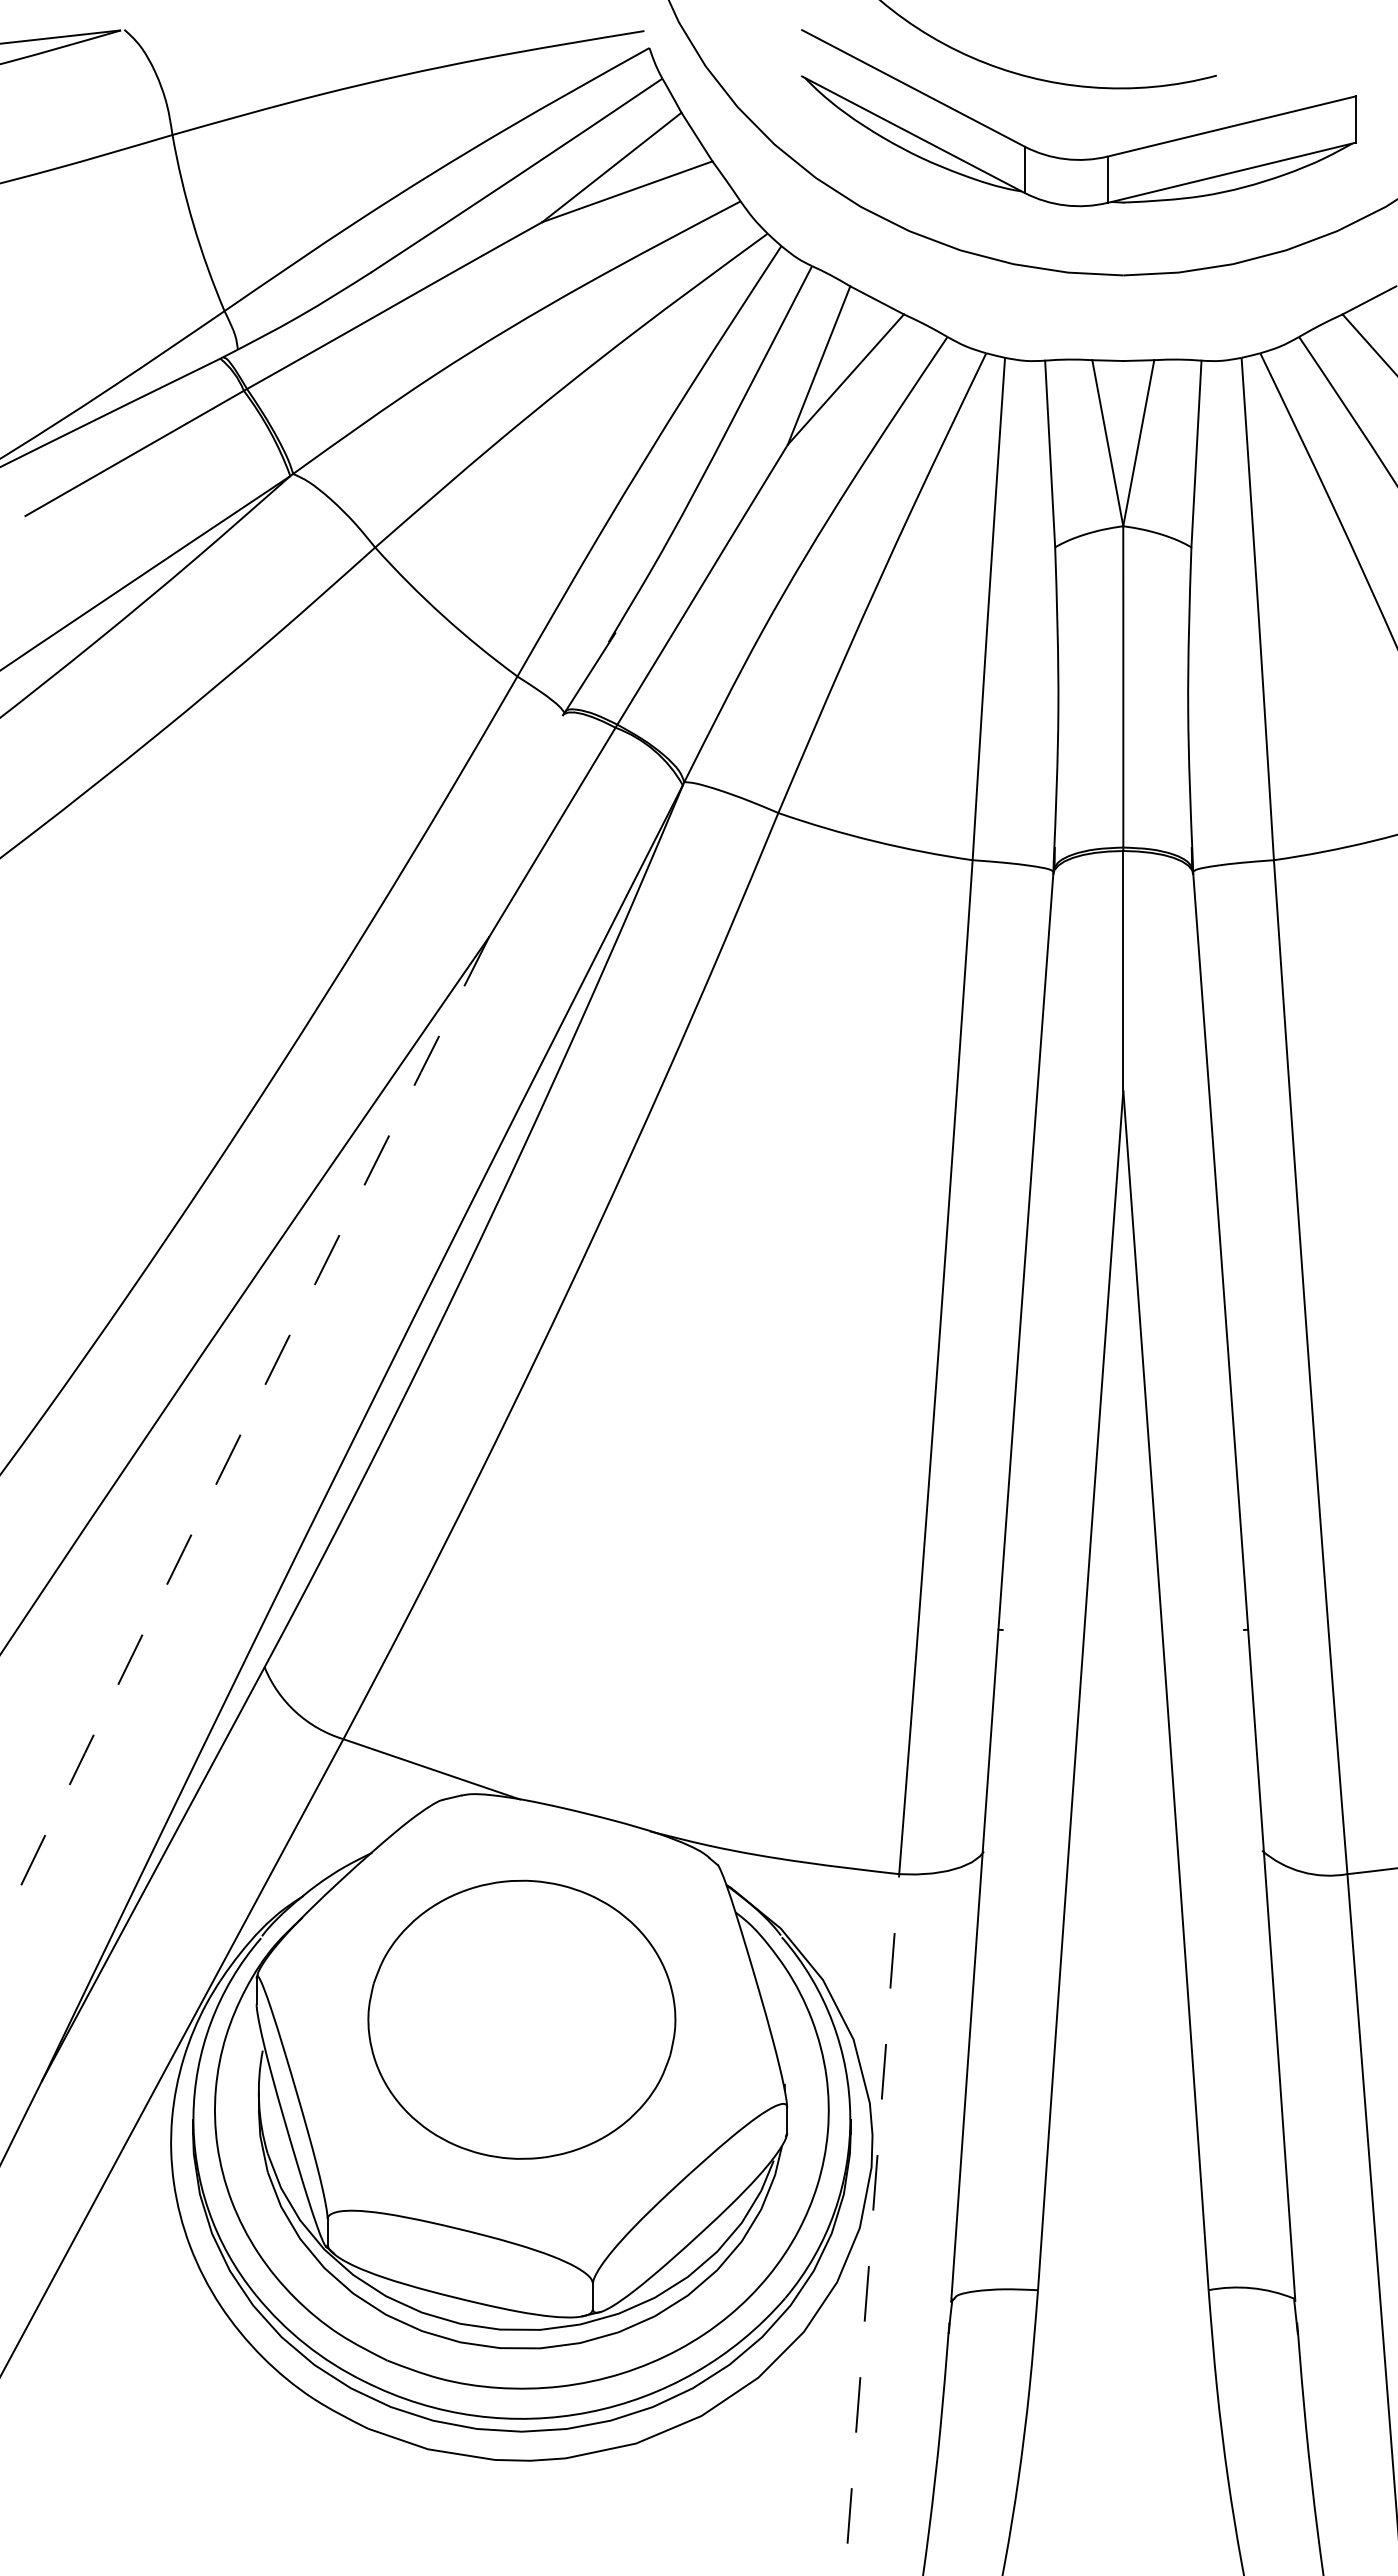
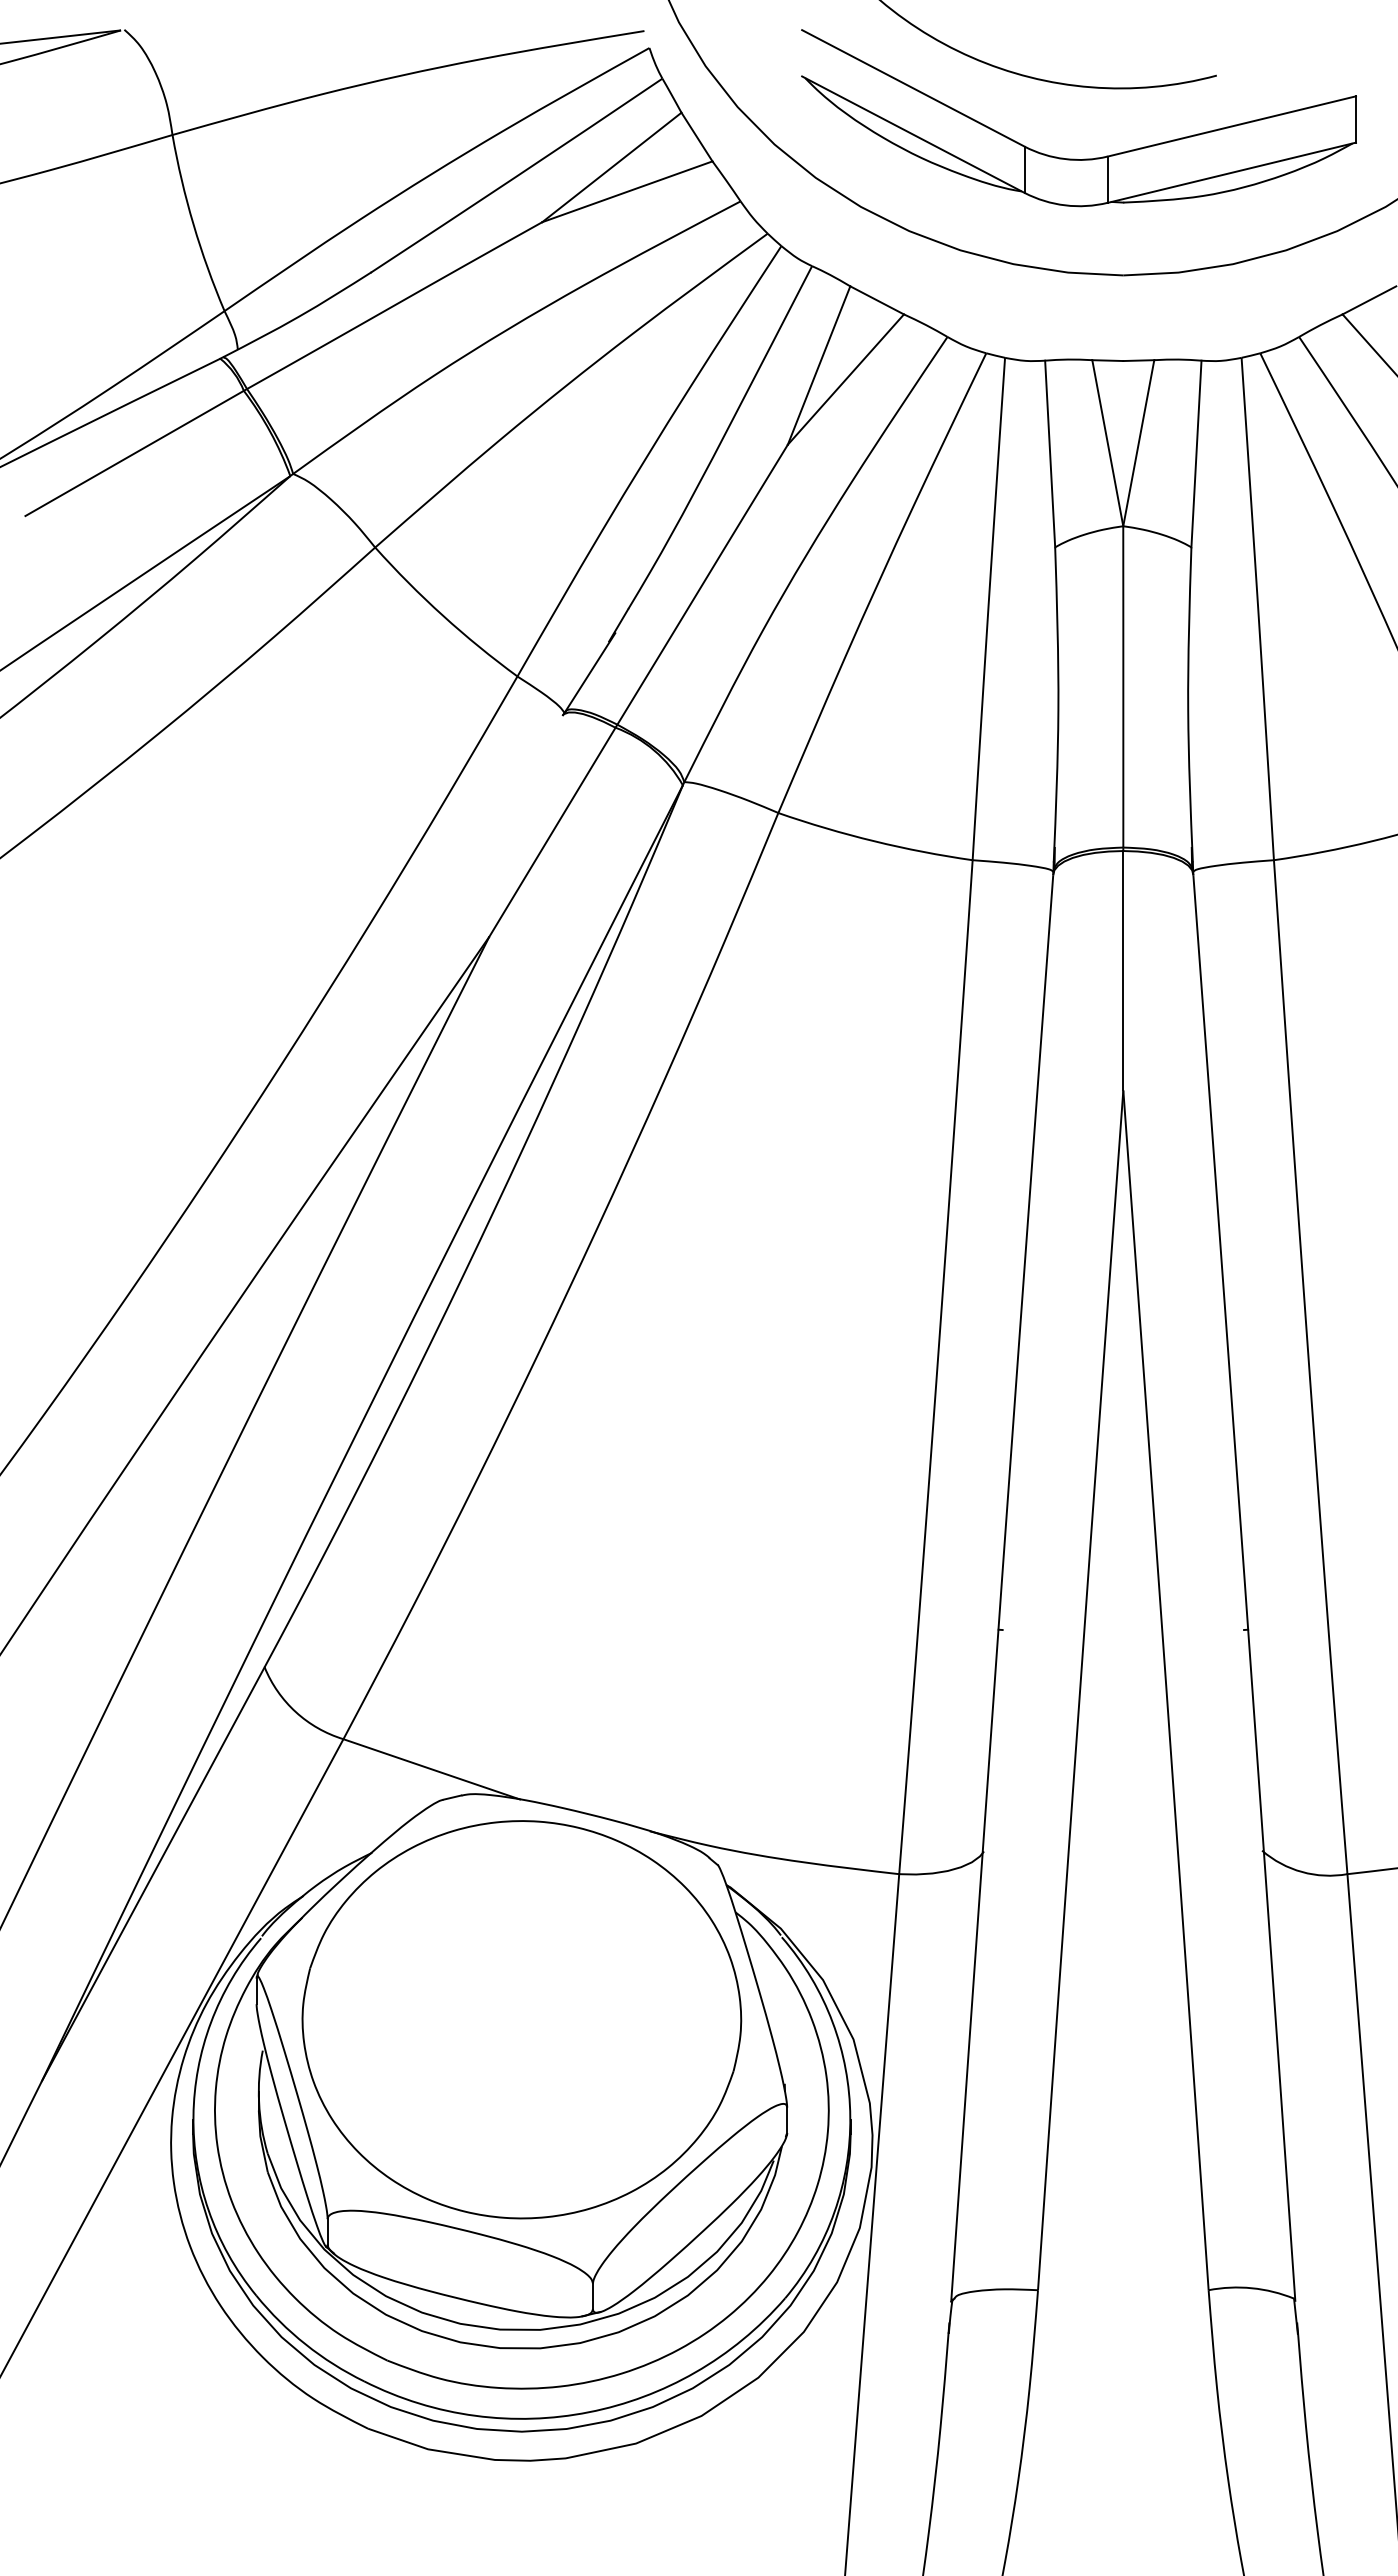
arc: dashed -> solid (242, 1431)
part size: 310x281 px -> 442x400 px (521, 2019)
line: dashed -> solid (872, 2224)
